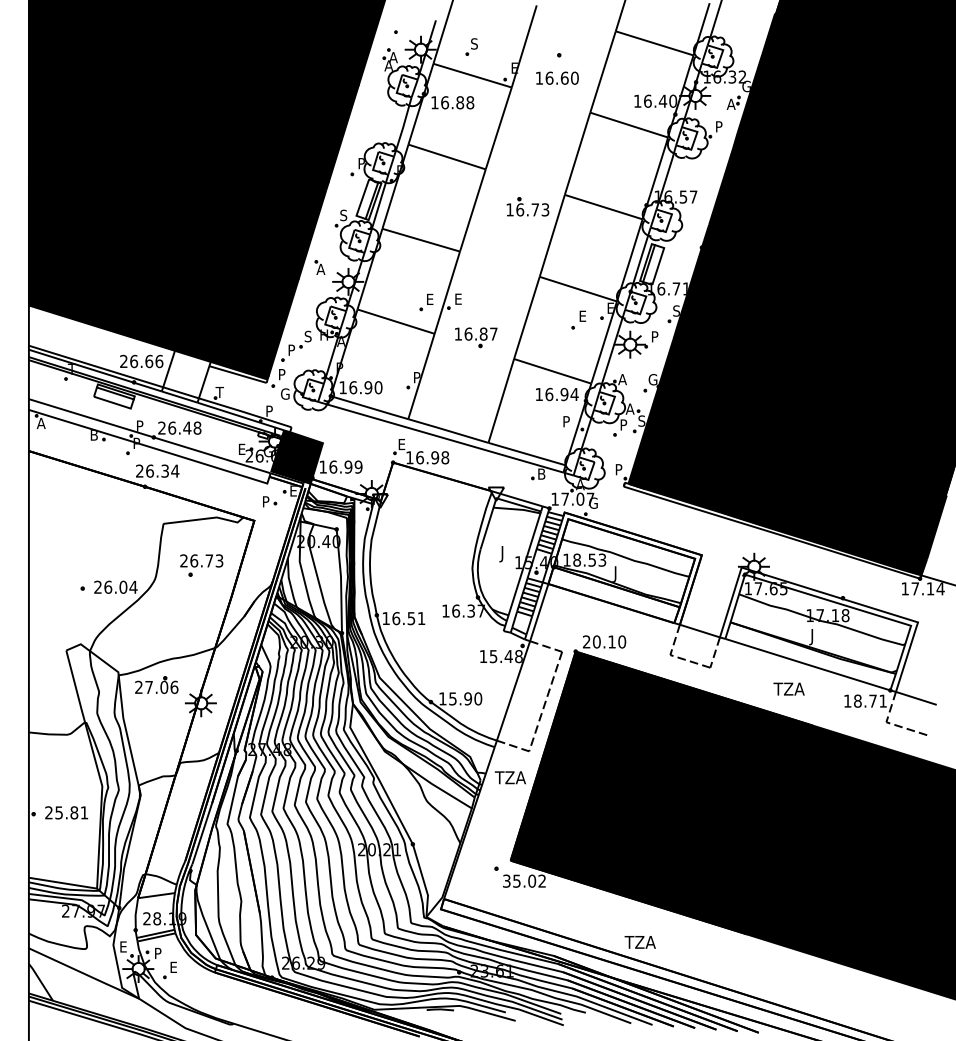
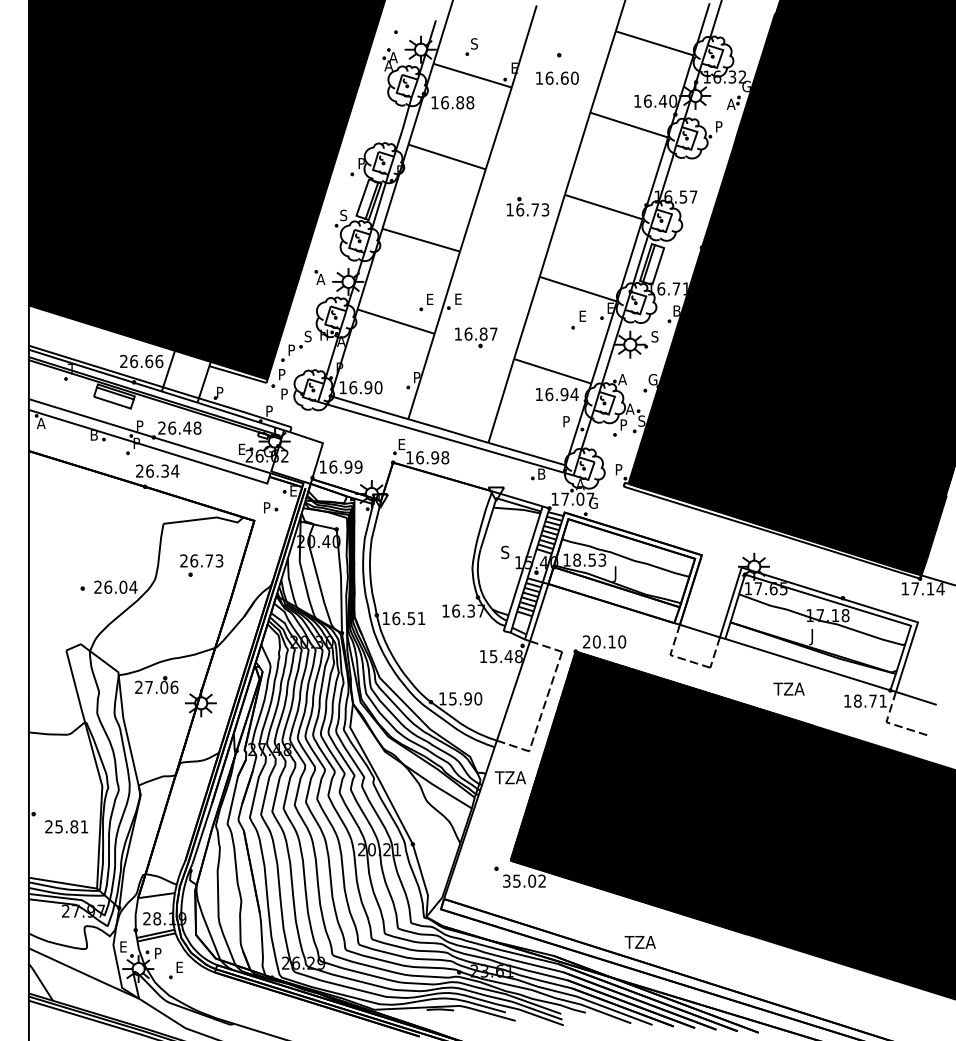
part position: (319, 267) -> (319, 277) (319, 277)
text: S -> B (676, 310)
text: P -> S (654, 336)
text: T -> P (219, 392)
text: G -> P (285, 393)
fill: present -> none (296, 456)
part position: (270, 501) -> (271, 507) (271, 507)
text: J -> S (504, 553)
text position: (66, 812) -> (66, 826) (66, 826)
part position: (169, 970) -> (175, 970) (175, 970)
